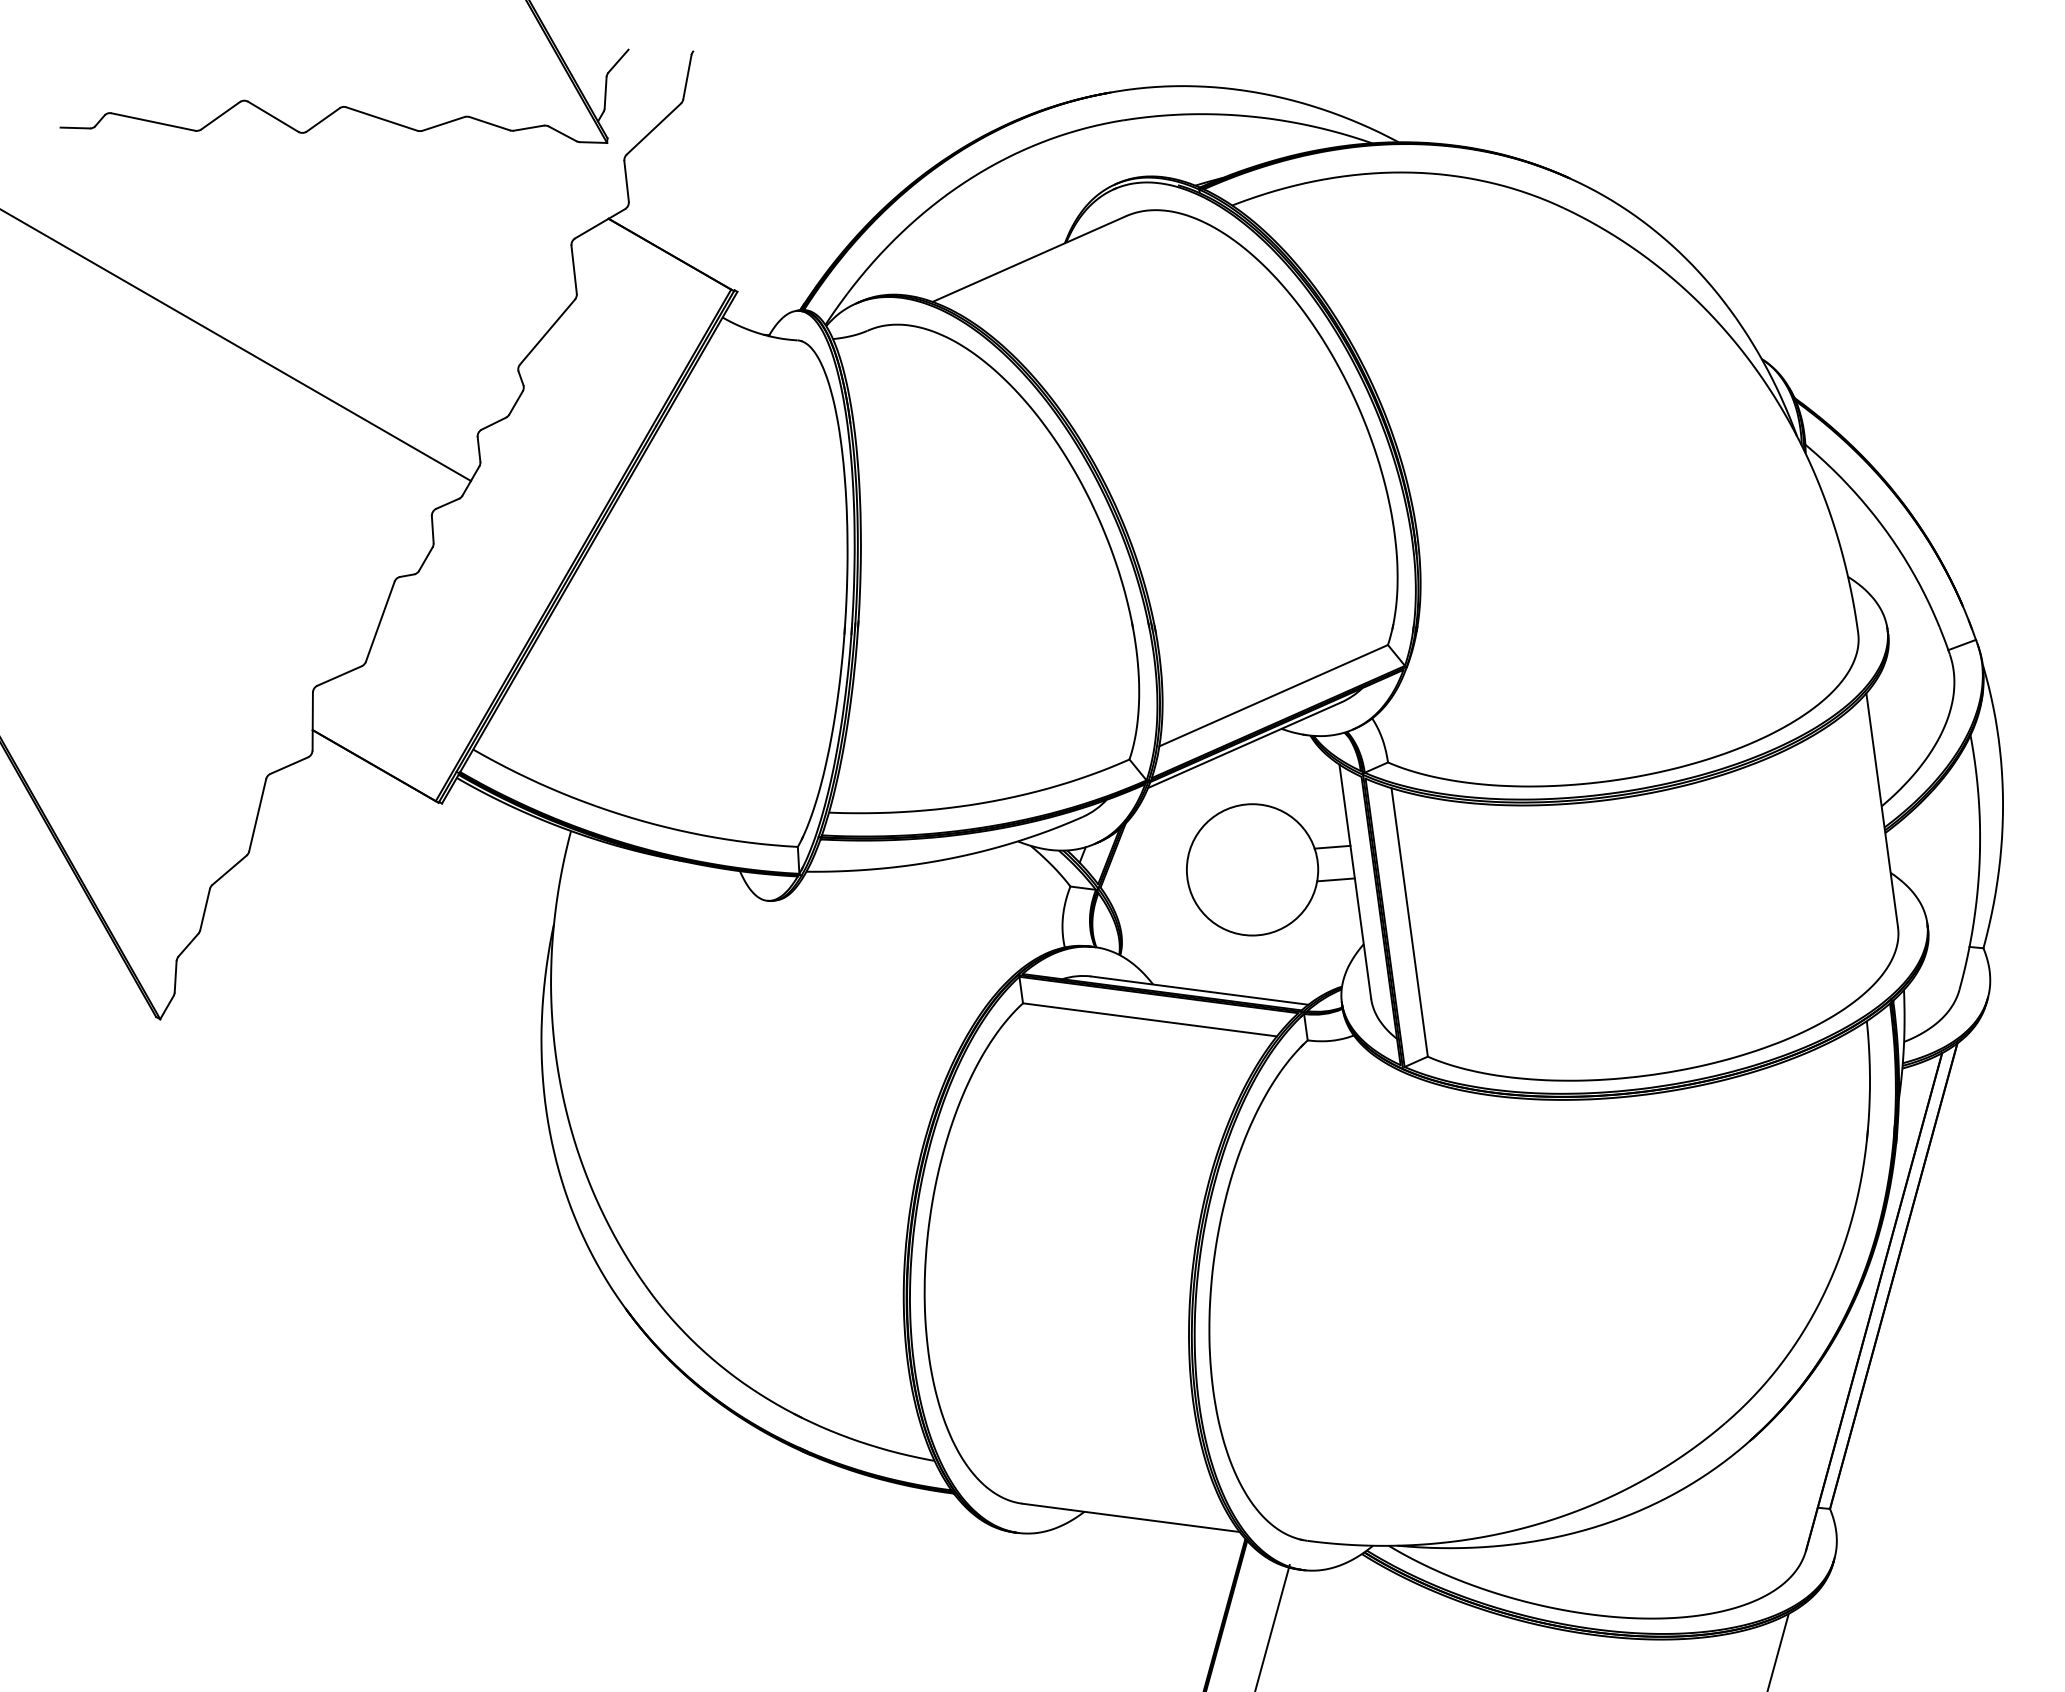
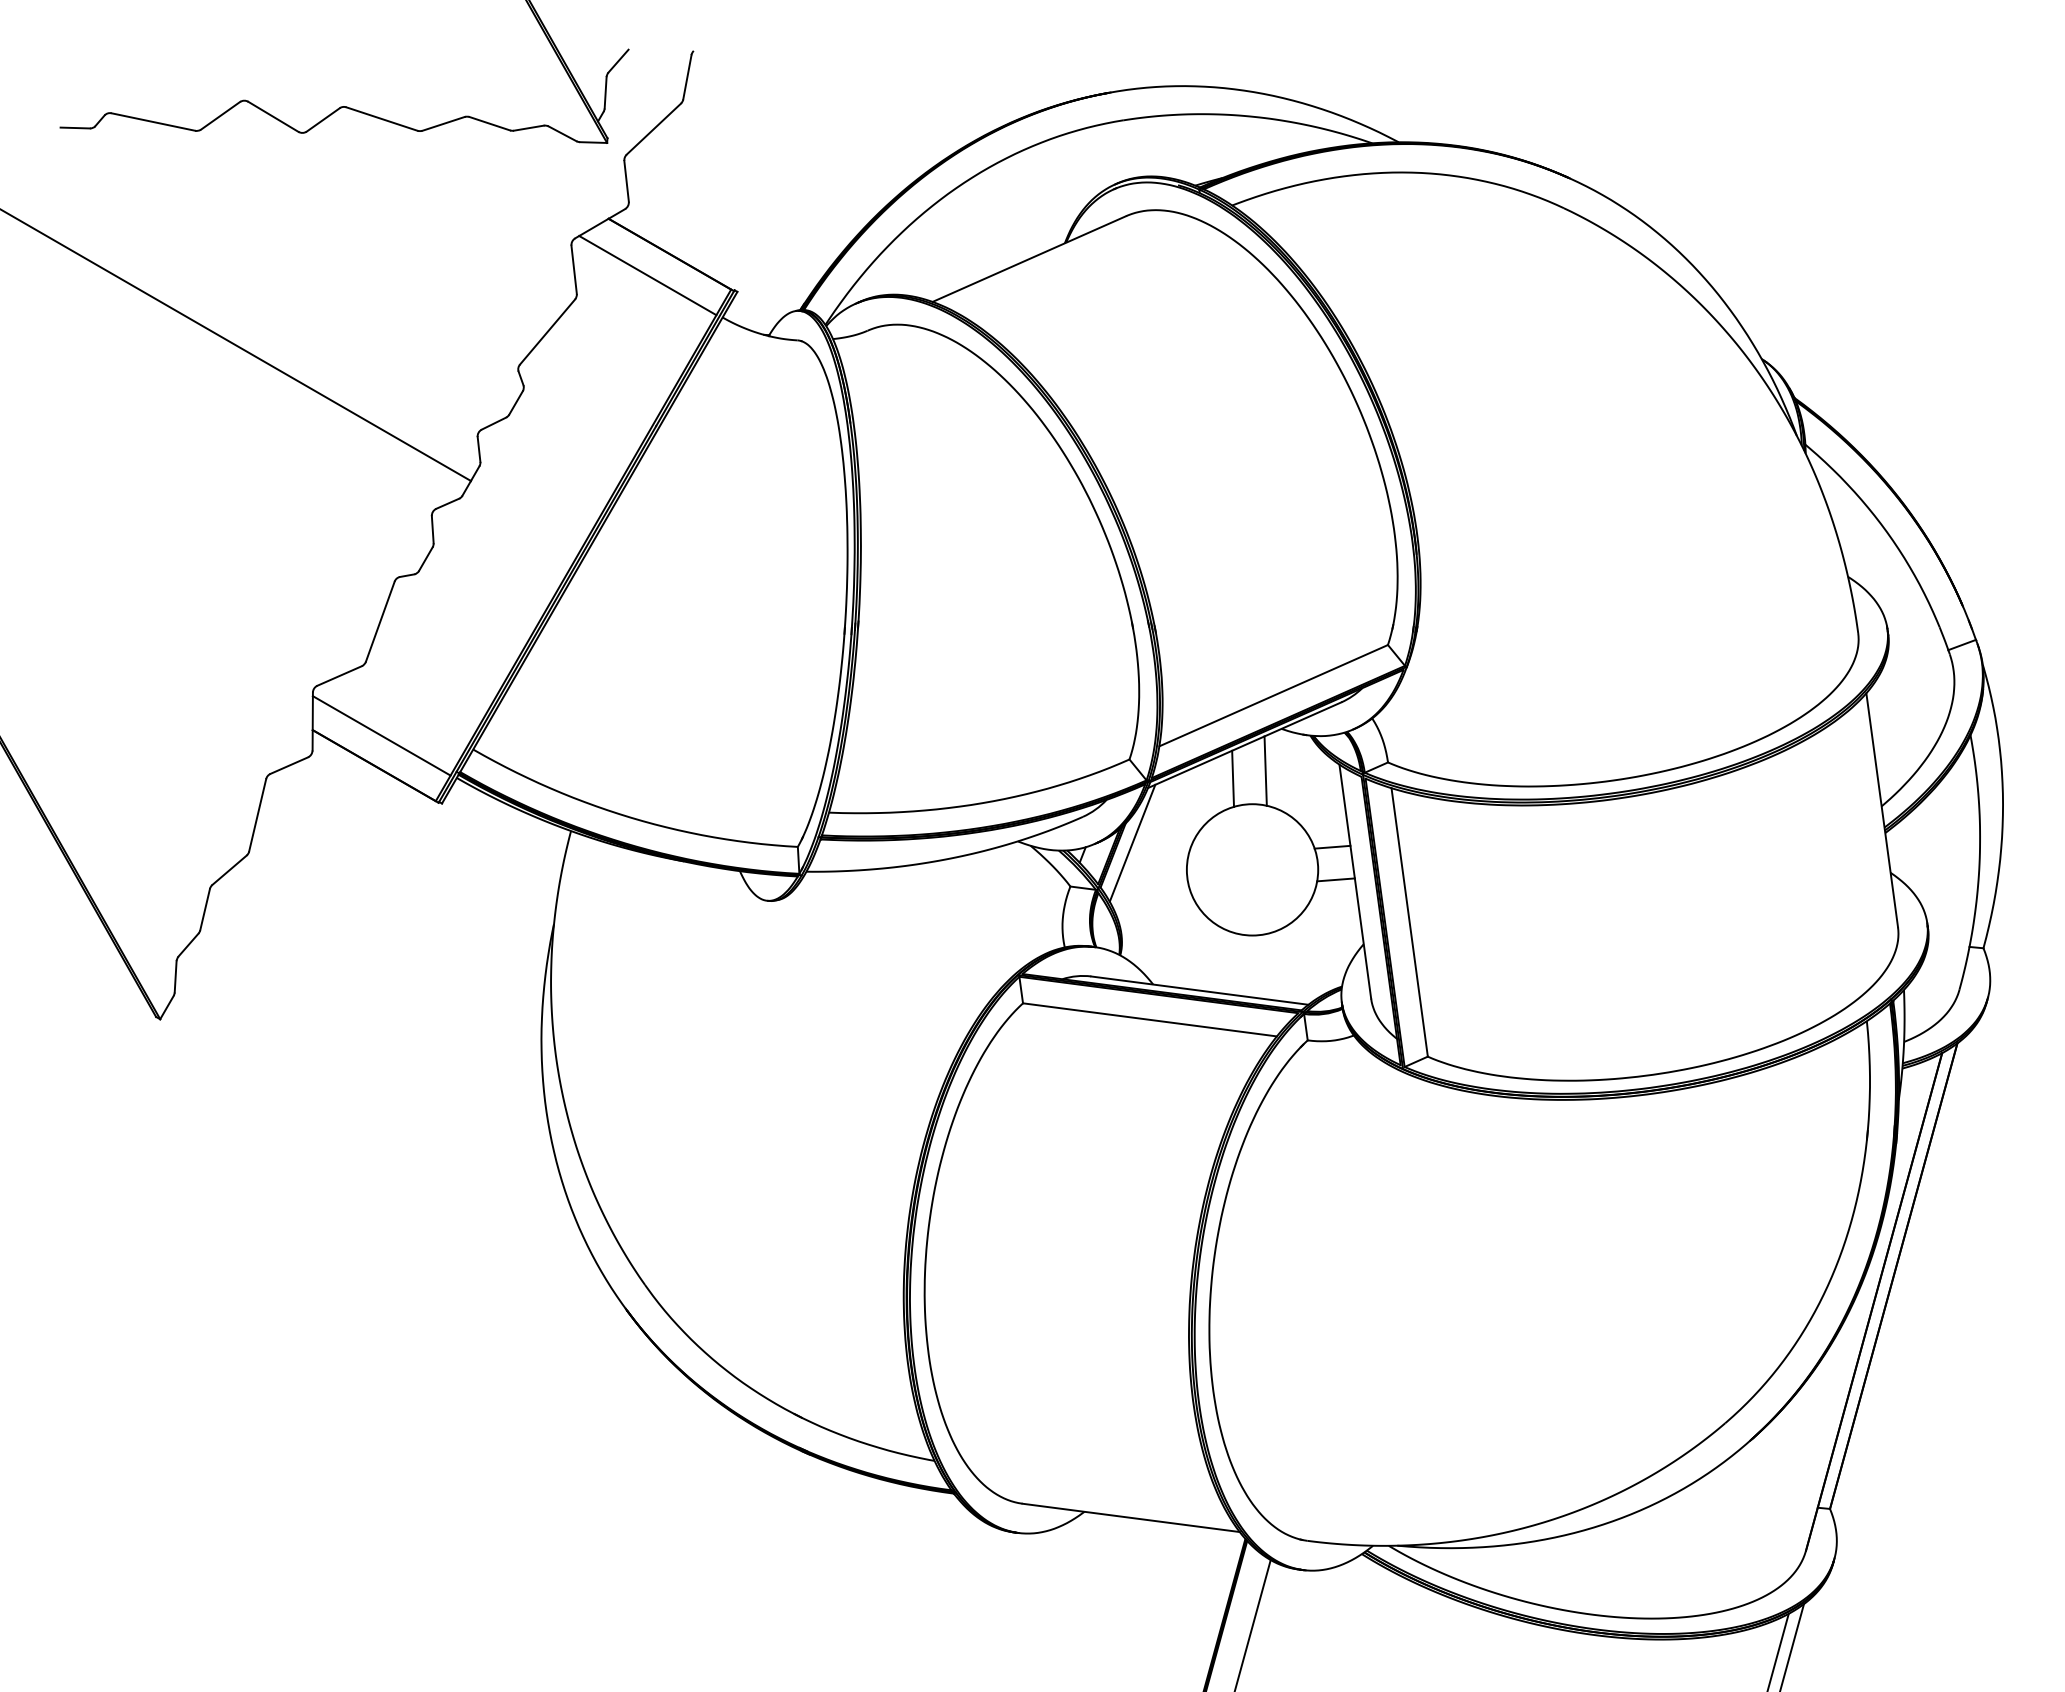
line: none -> present (647, 275)
line: none -> present (381, 735)
line: none -> present (1265, 770)
line: none -> present (1233, 778)
line: none -> present (1132, 842)
line position: (1272, 1626) -> (1252, 1624) (1252, 1624)
line: none -> present (1791, 1646)
